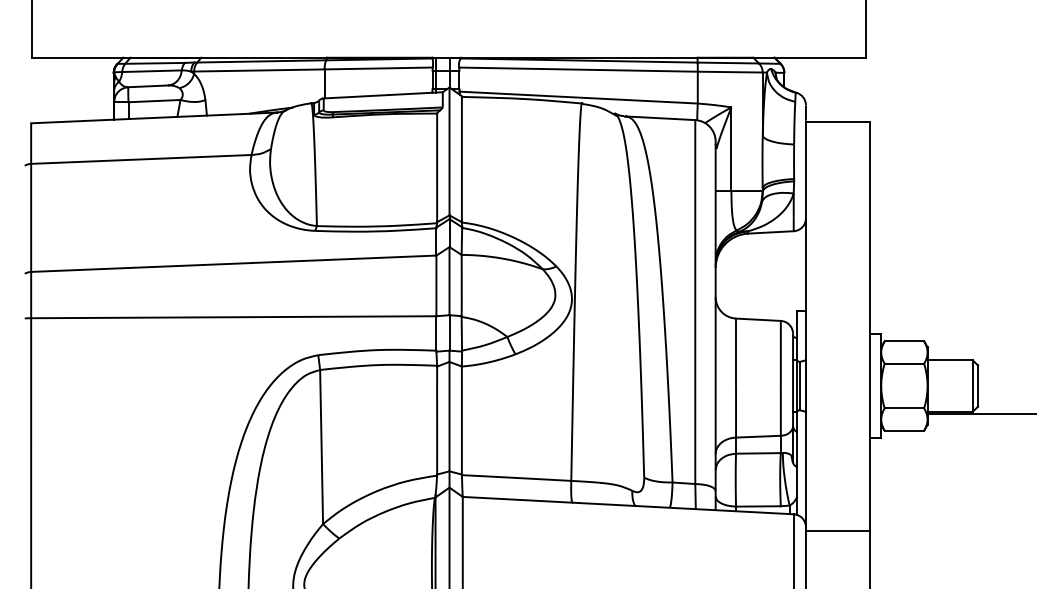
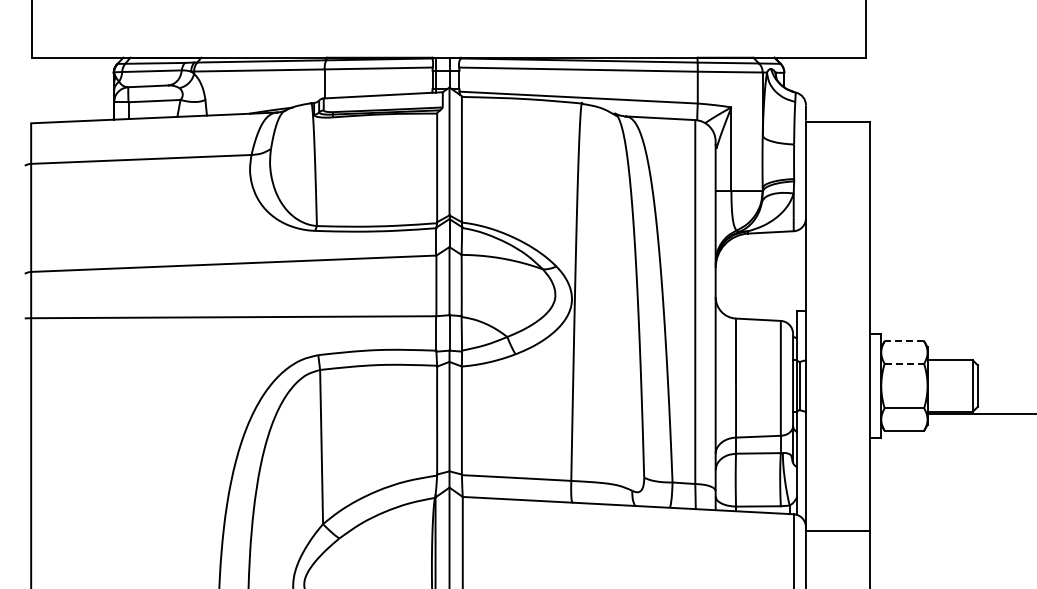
line: solid -> dashed (904, 341)
line: solid -> dashed (904, 363)
